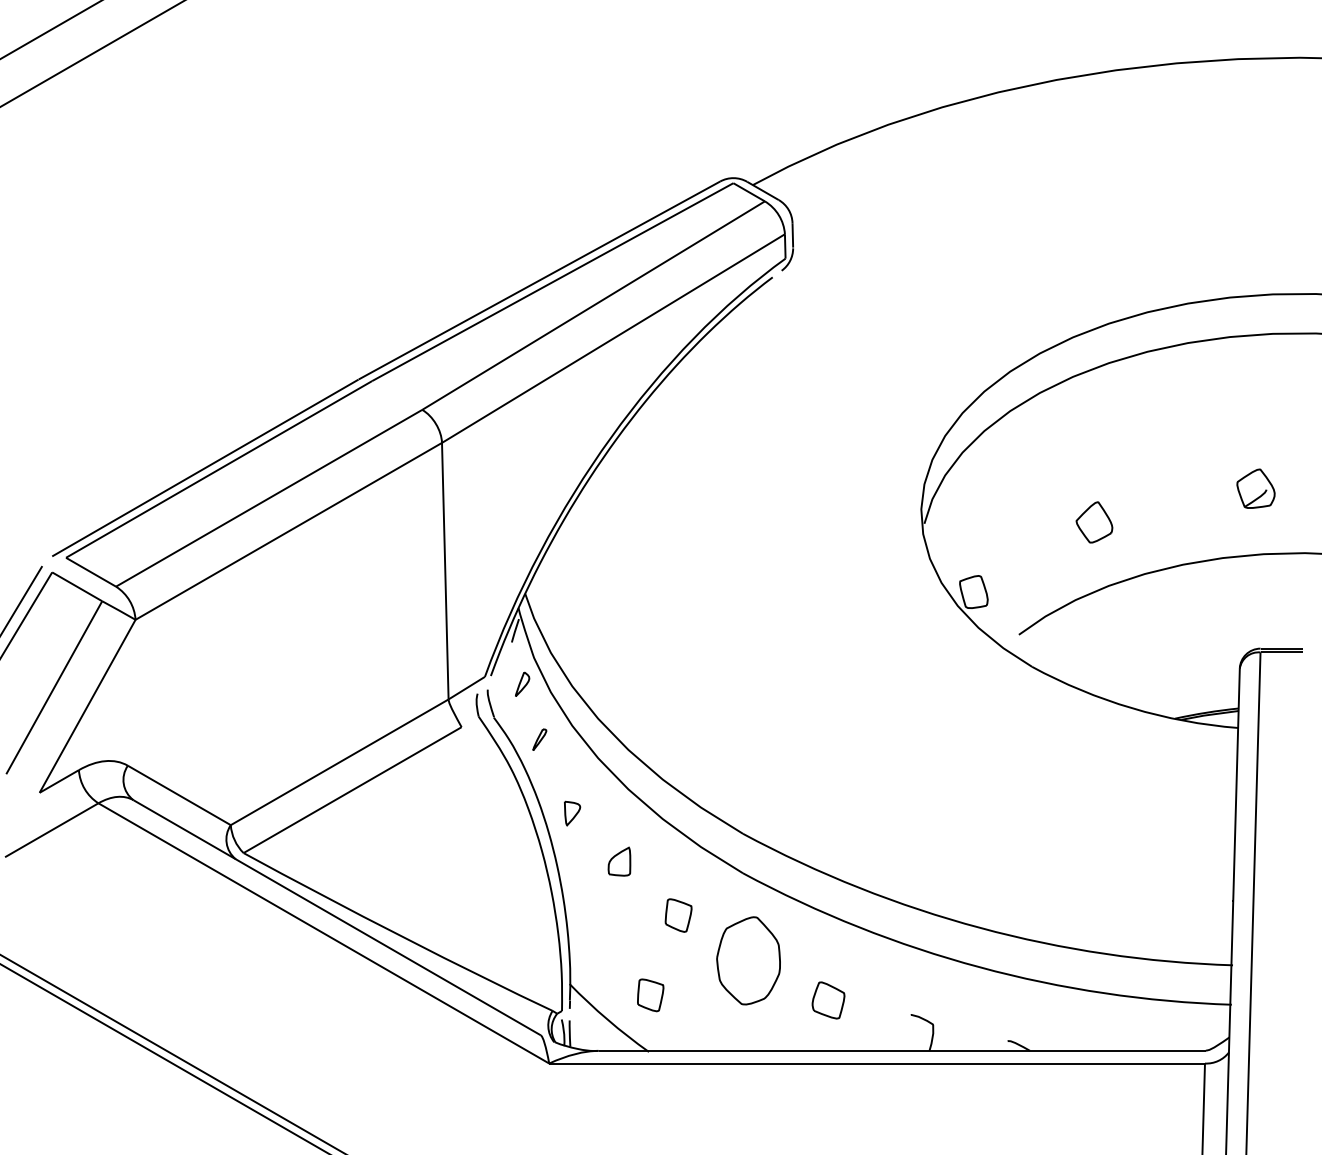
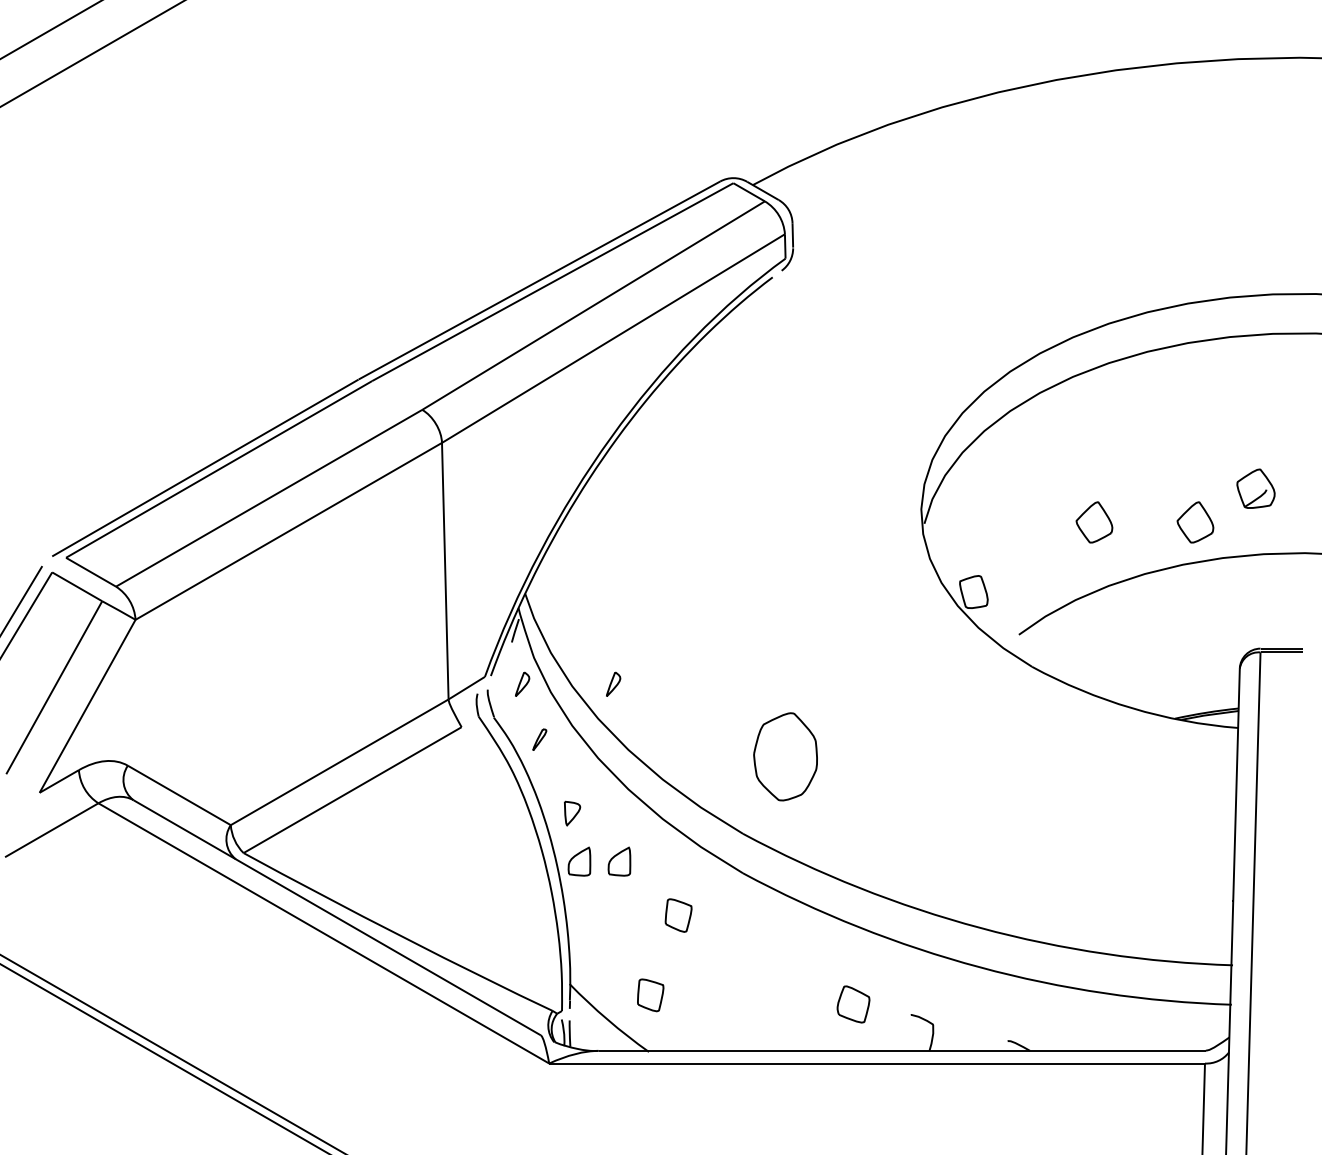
part: none -> present (1195, 522)
part: none -> present (613, 683)
part: none -> present (579, 861)
part position: (748, 960) -> (785, 756) (785, 756)
part position: (828, 1000) -> (853, 1004) (853, 1004)
